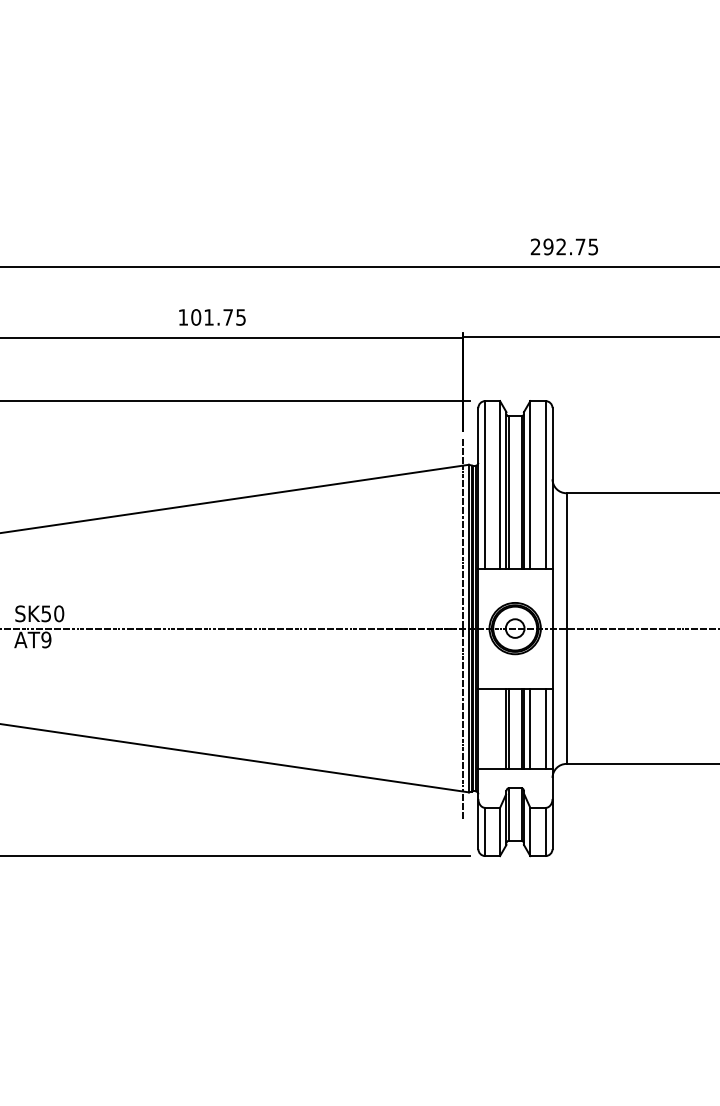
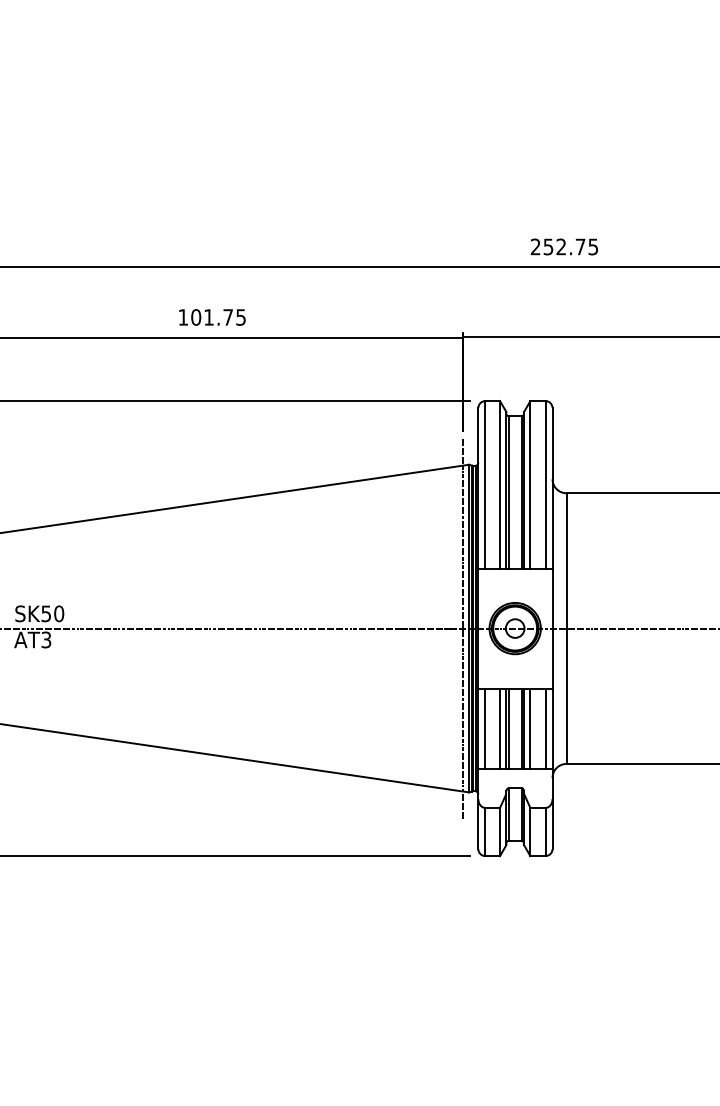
text: 292.75 -> 252.75 (548, 246)
text: AT9 -> AT3 (46, 639)
line: none -> present (485, 728)
line: none -> present (500, 728)
